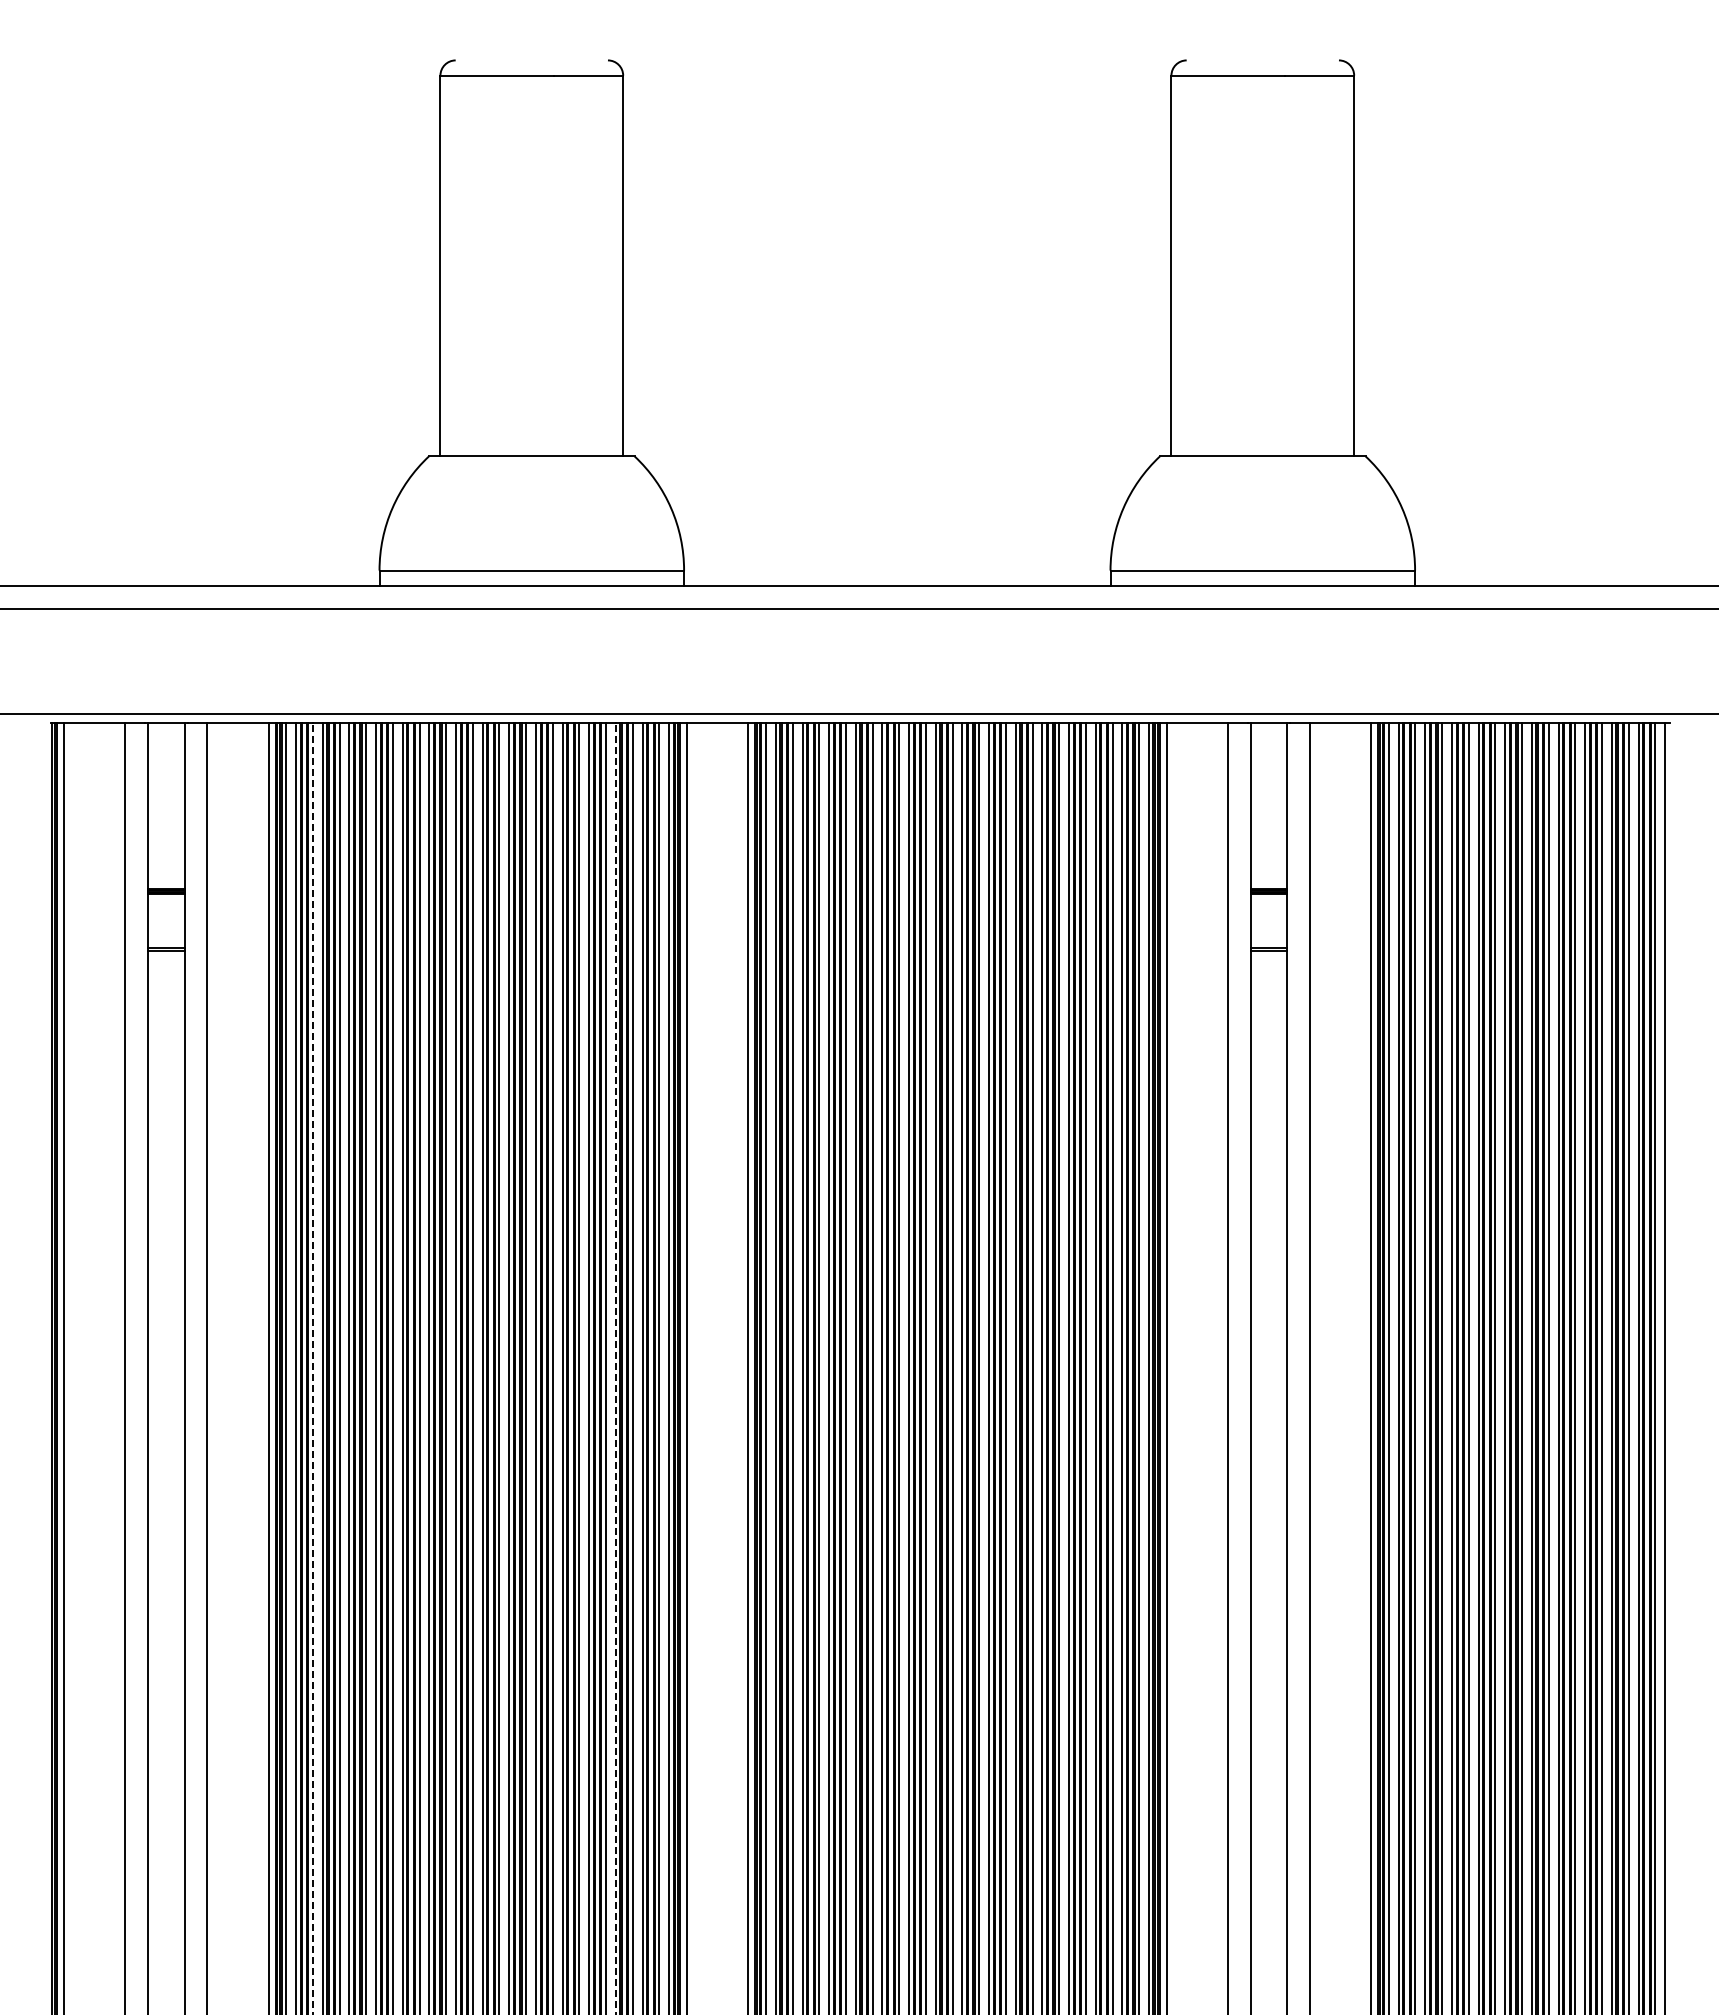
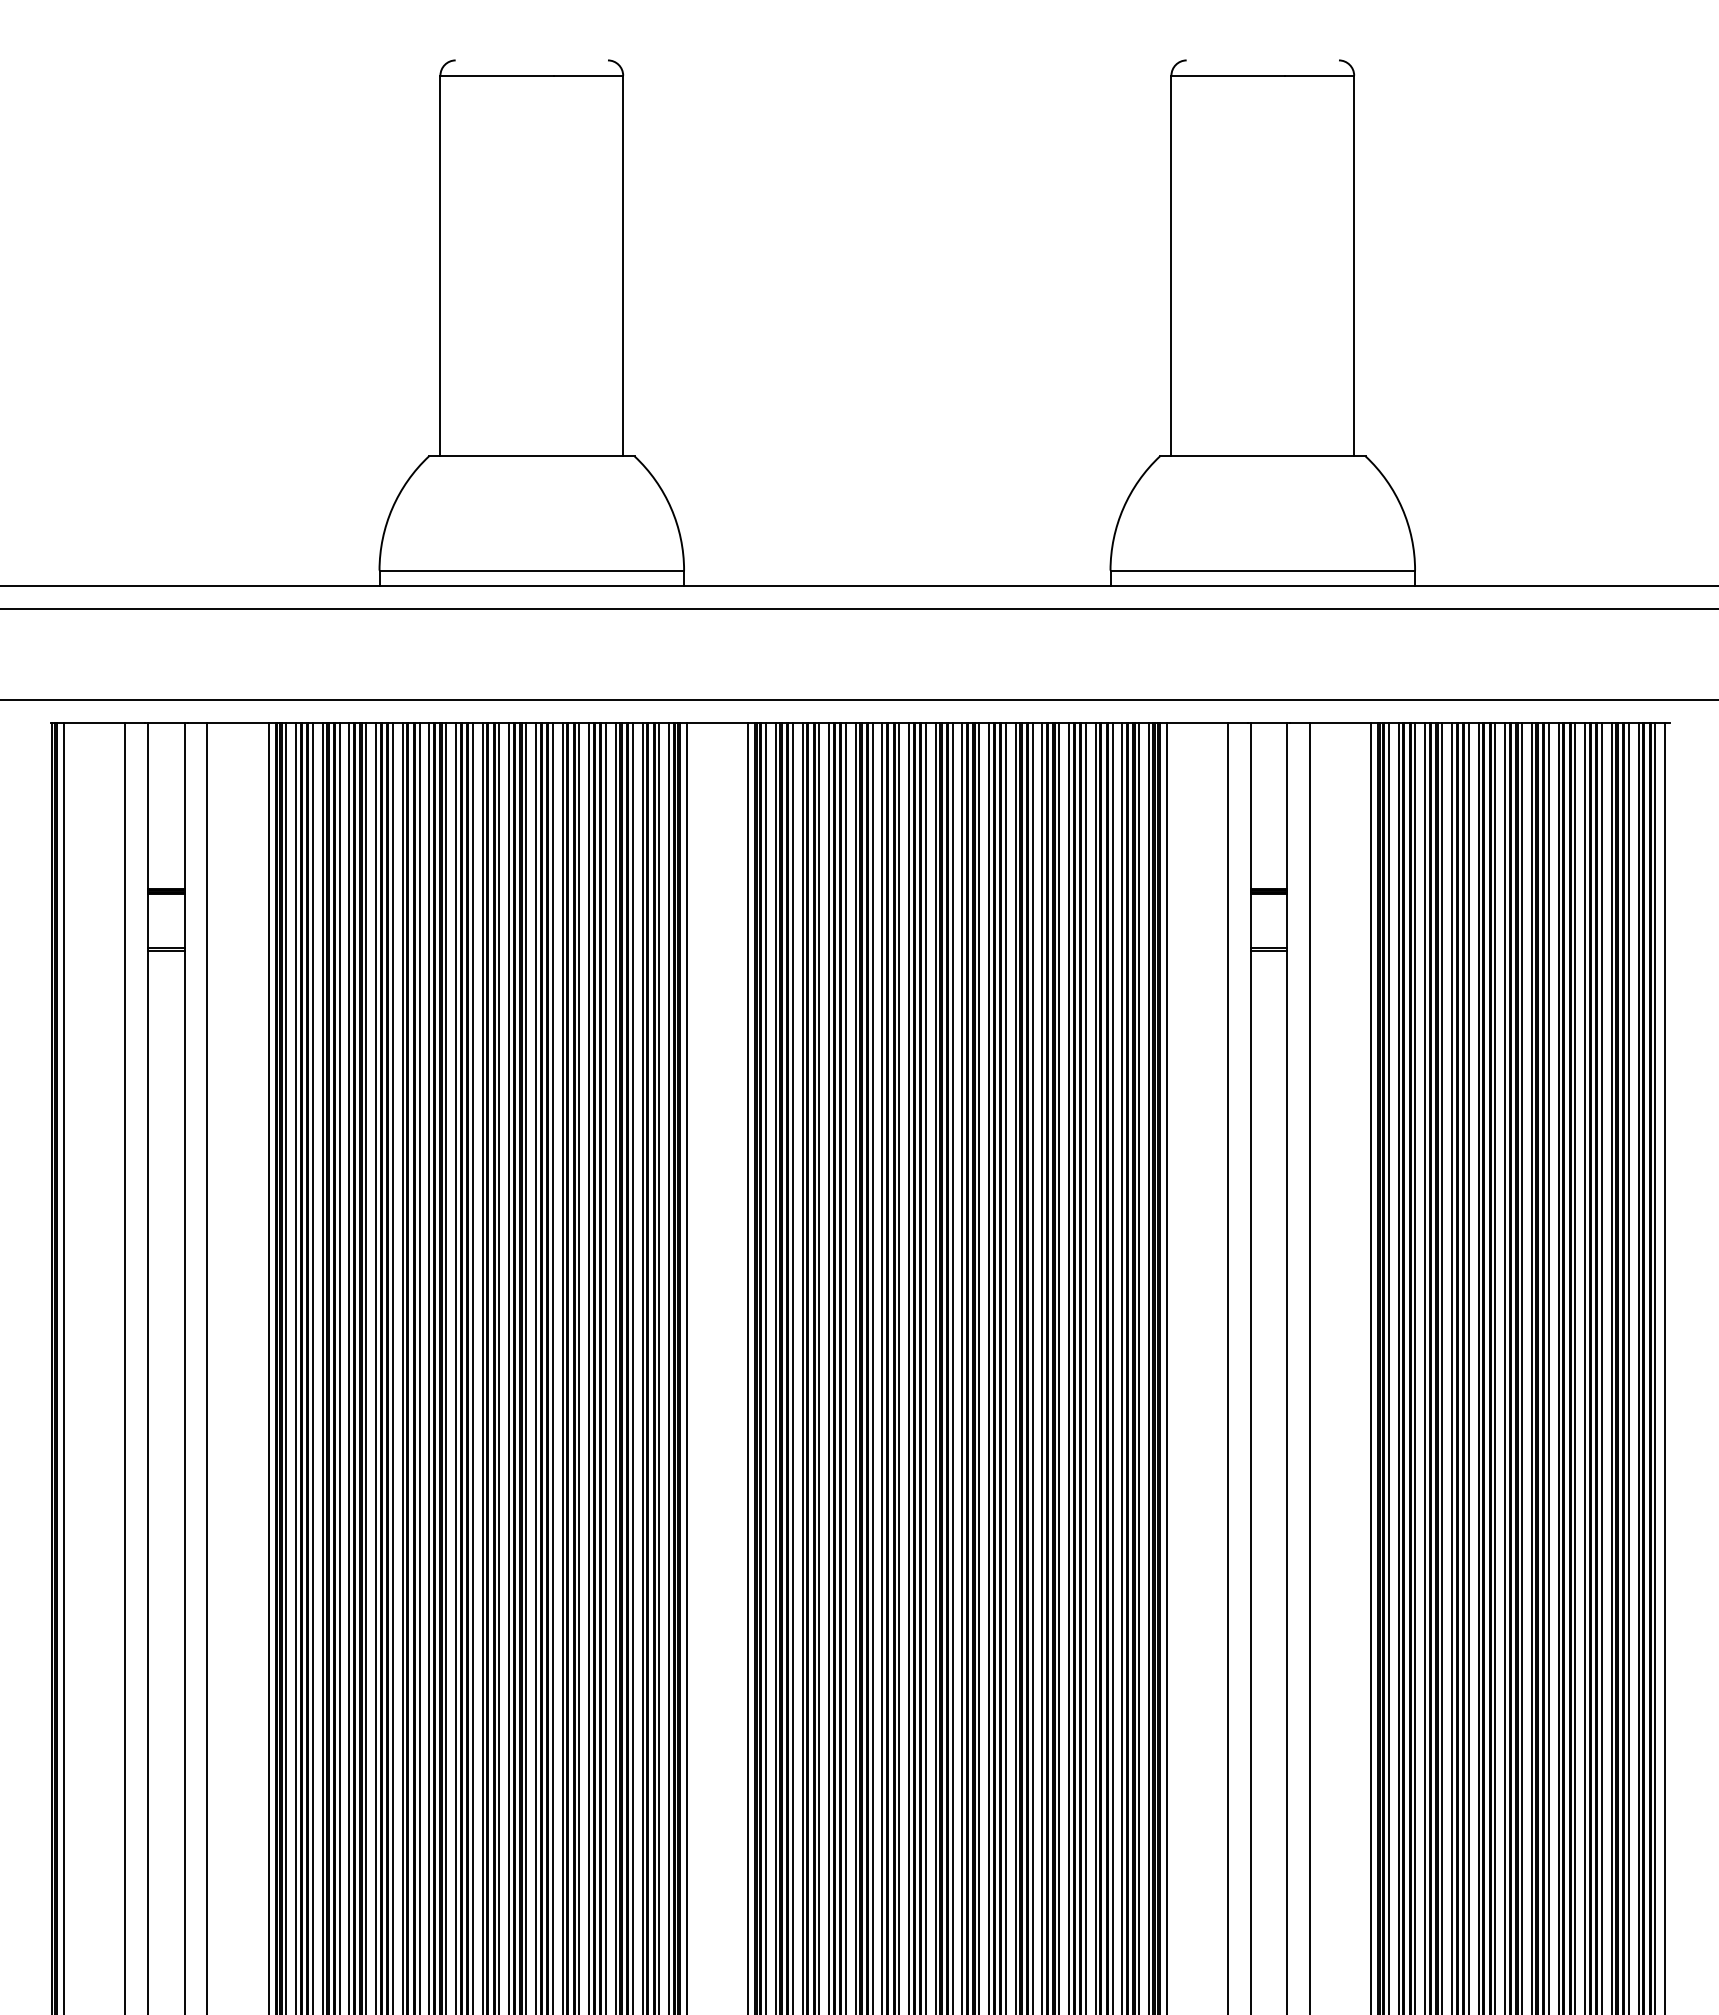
line position: (858, 714) -> (858, 700) (858, 700)
line: dashed -> solid (312, 1368)
line: dashed -> solid (615, 1368)
